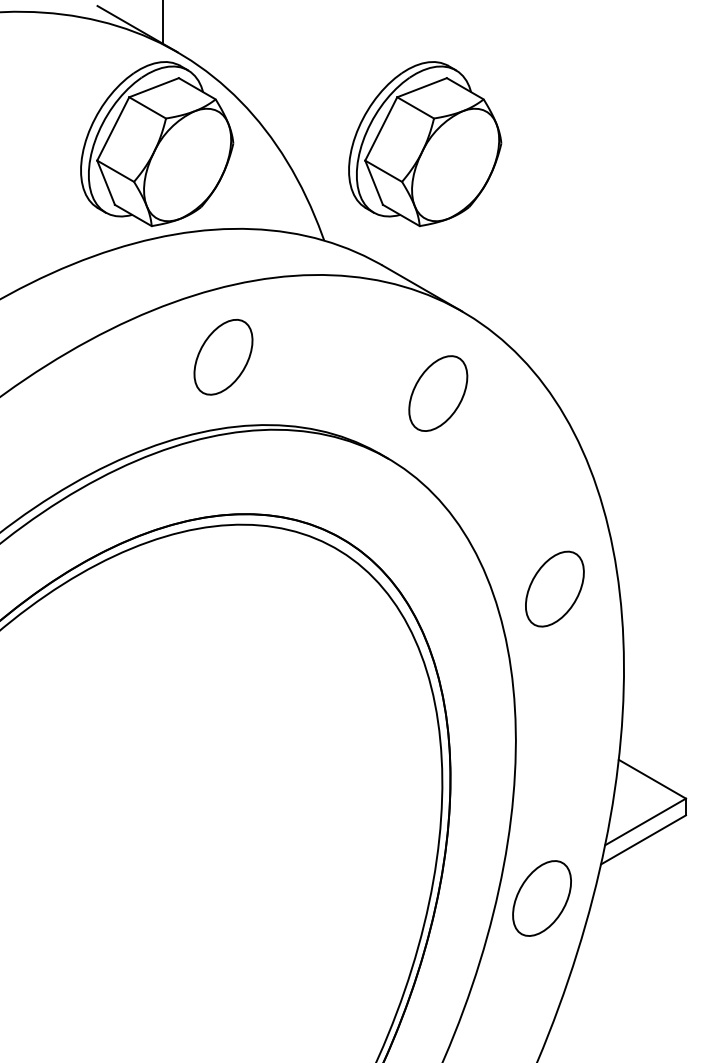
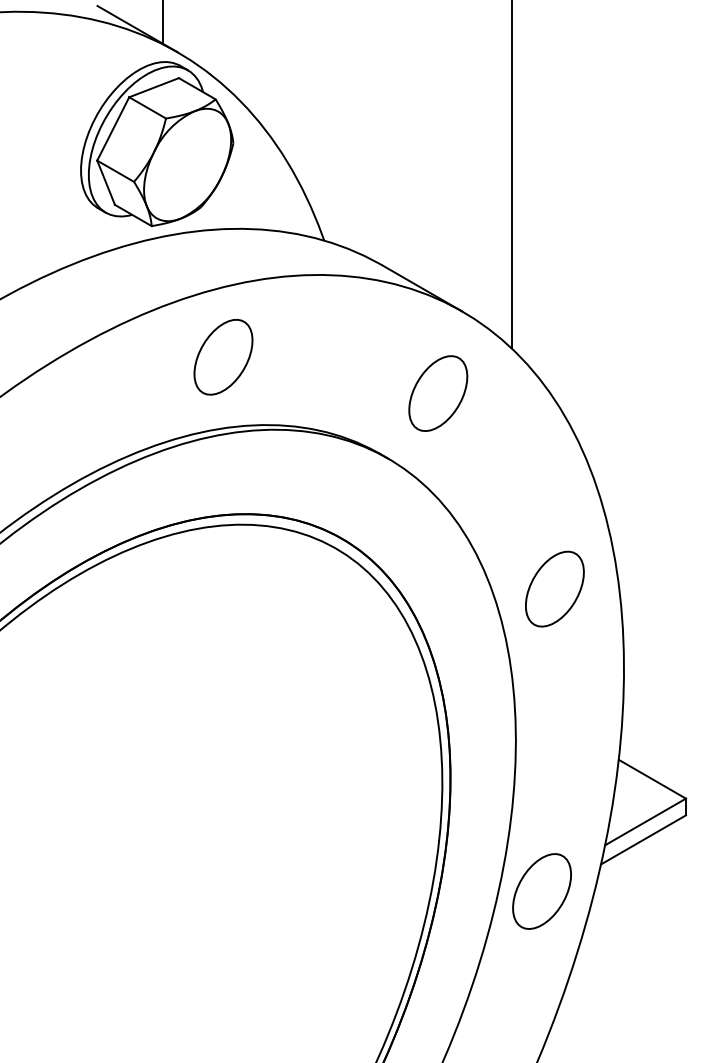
part: present -> none (425, 144)
line: none -> present (511, 175)
part position: (541, 898) -> (541, 891) (541, 891)
